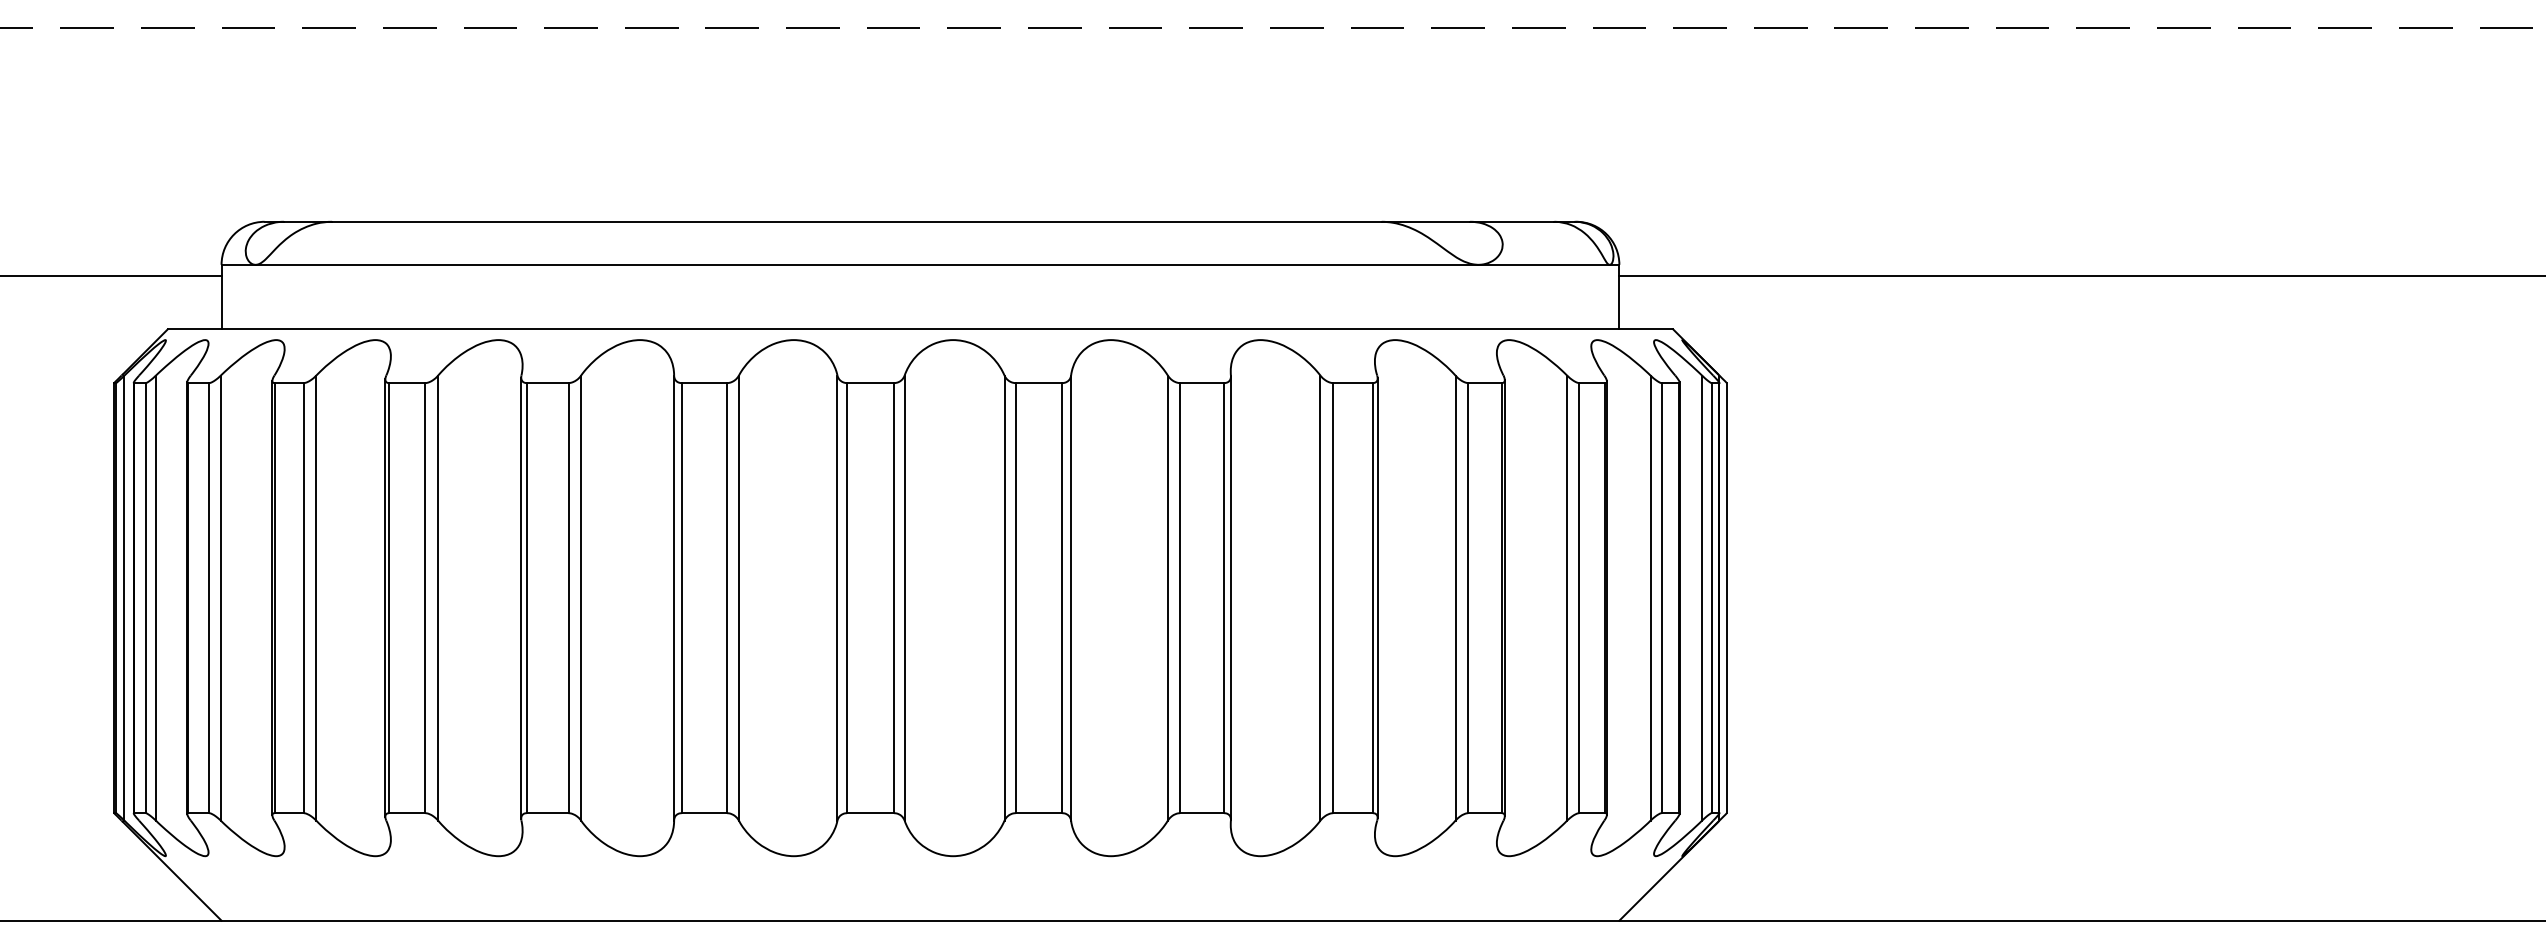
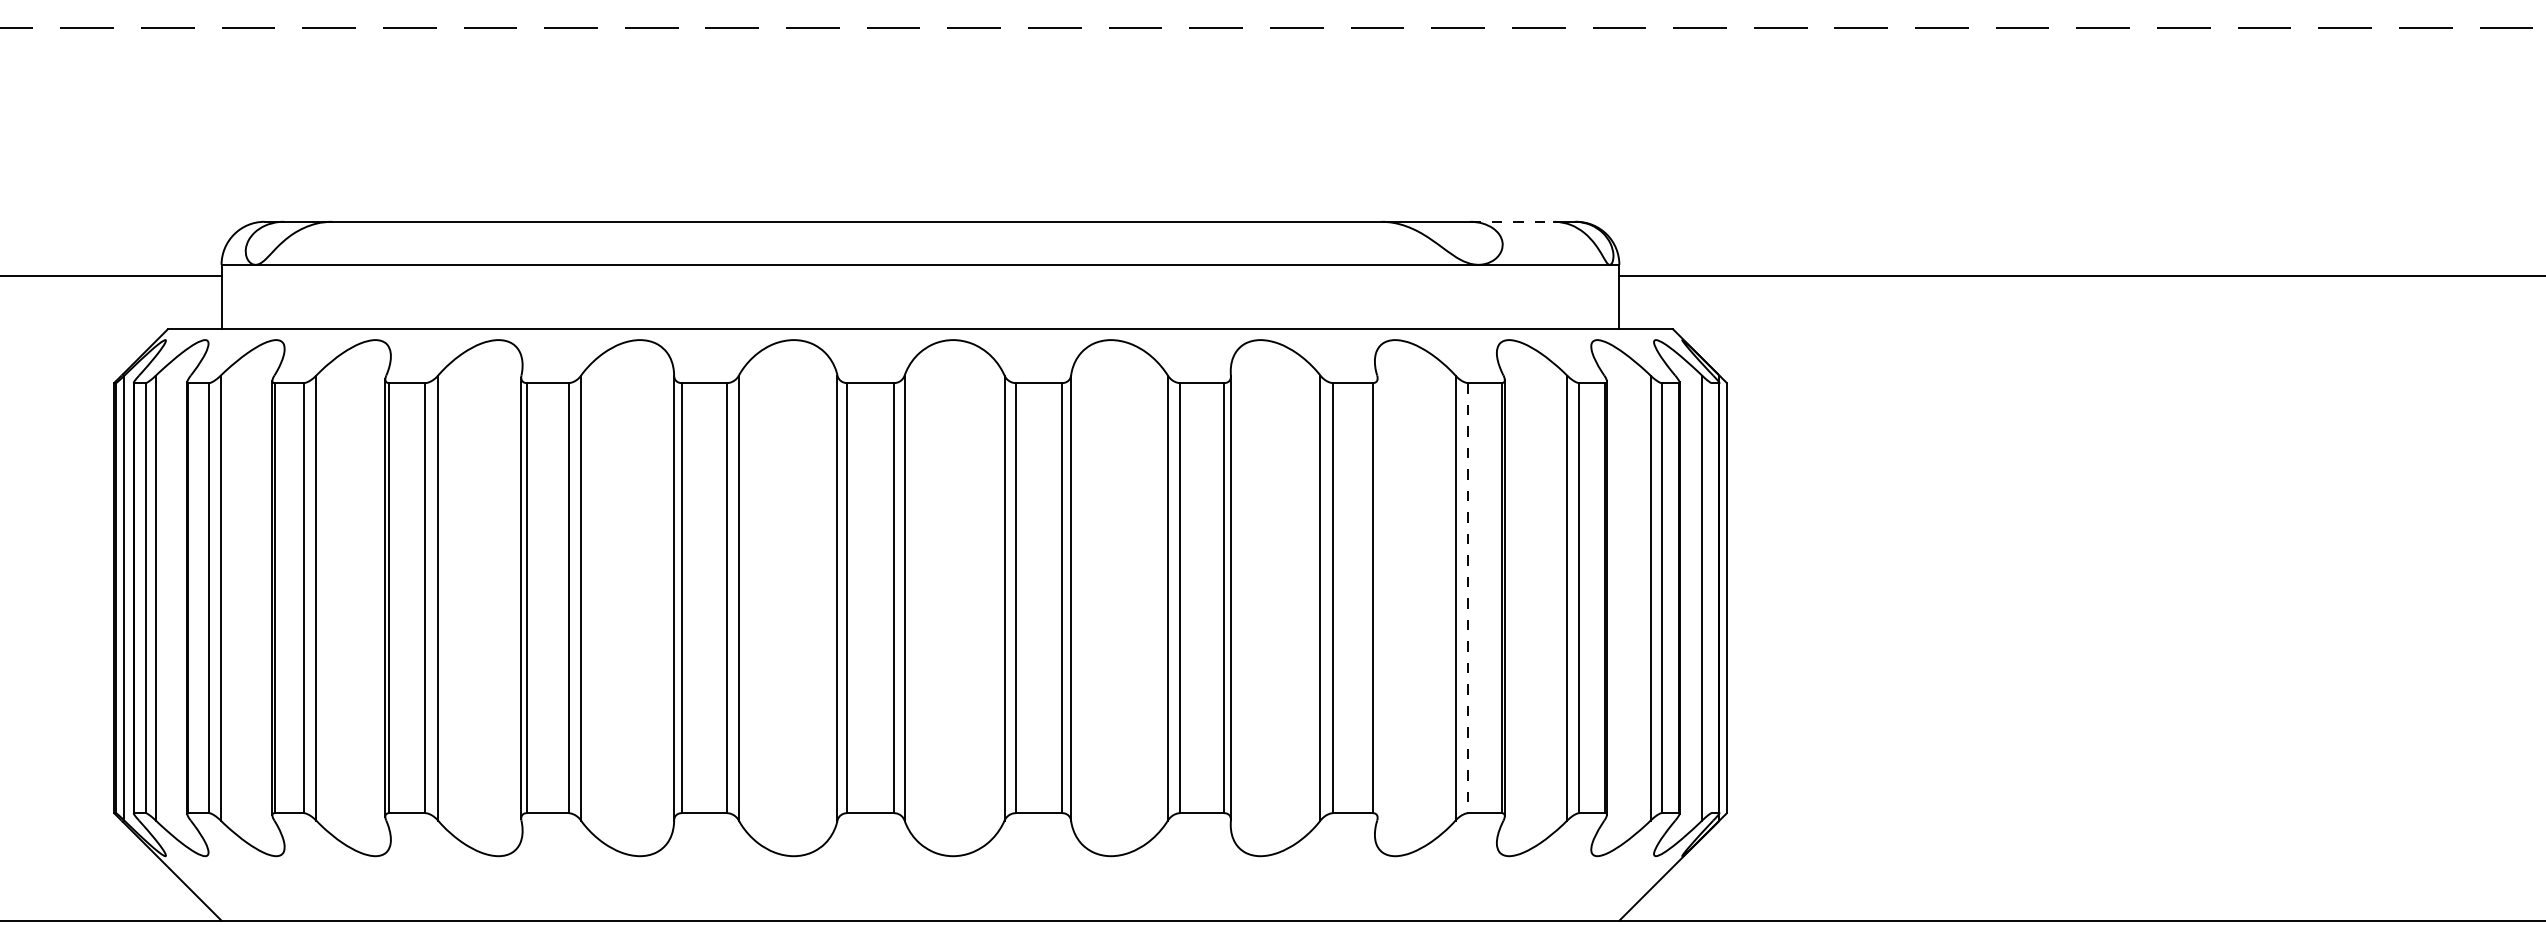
line: solid -> dashed (1512, 221)
line: present -> none (1377, 597)
line: solid -> dashed (1468, 598)
line: present -> none (1711, 598)
